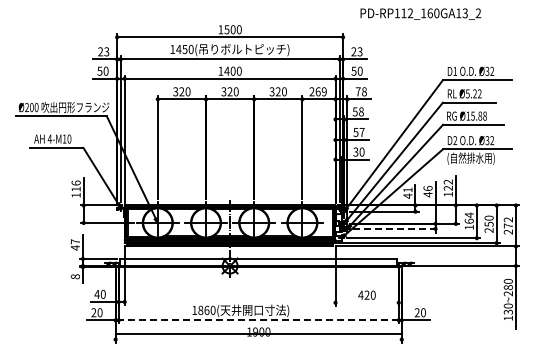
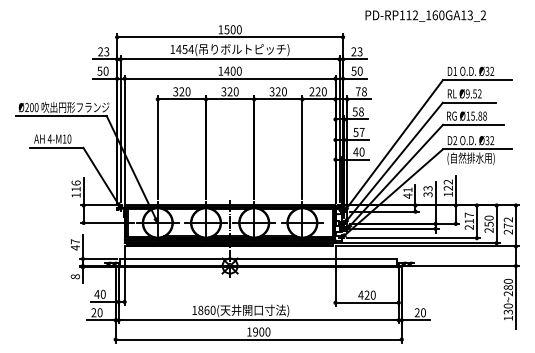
text position: (420, 13) -> (425, 15) (425, 15)
text: 1450( -> 1454( (190, 49)
text: 269 -> 220 (320, 91)
text: Ø5.22 -> Ø9.52 (470, 93)
text: 30 -> 40 (355, 151)
text: 46 -> 33 (427, 191)
text: 164 -> 217 (468, 220)
line: dashed -> solid (395, 228)
line: none -> present (366, 302)
line: dashed -> solid (258, 320)
line position: (258, 333) -> (258, 339) (258, 339)
